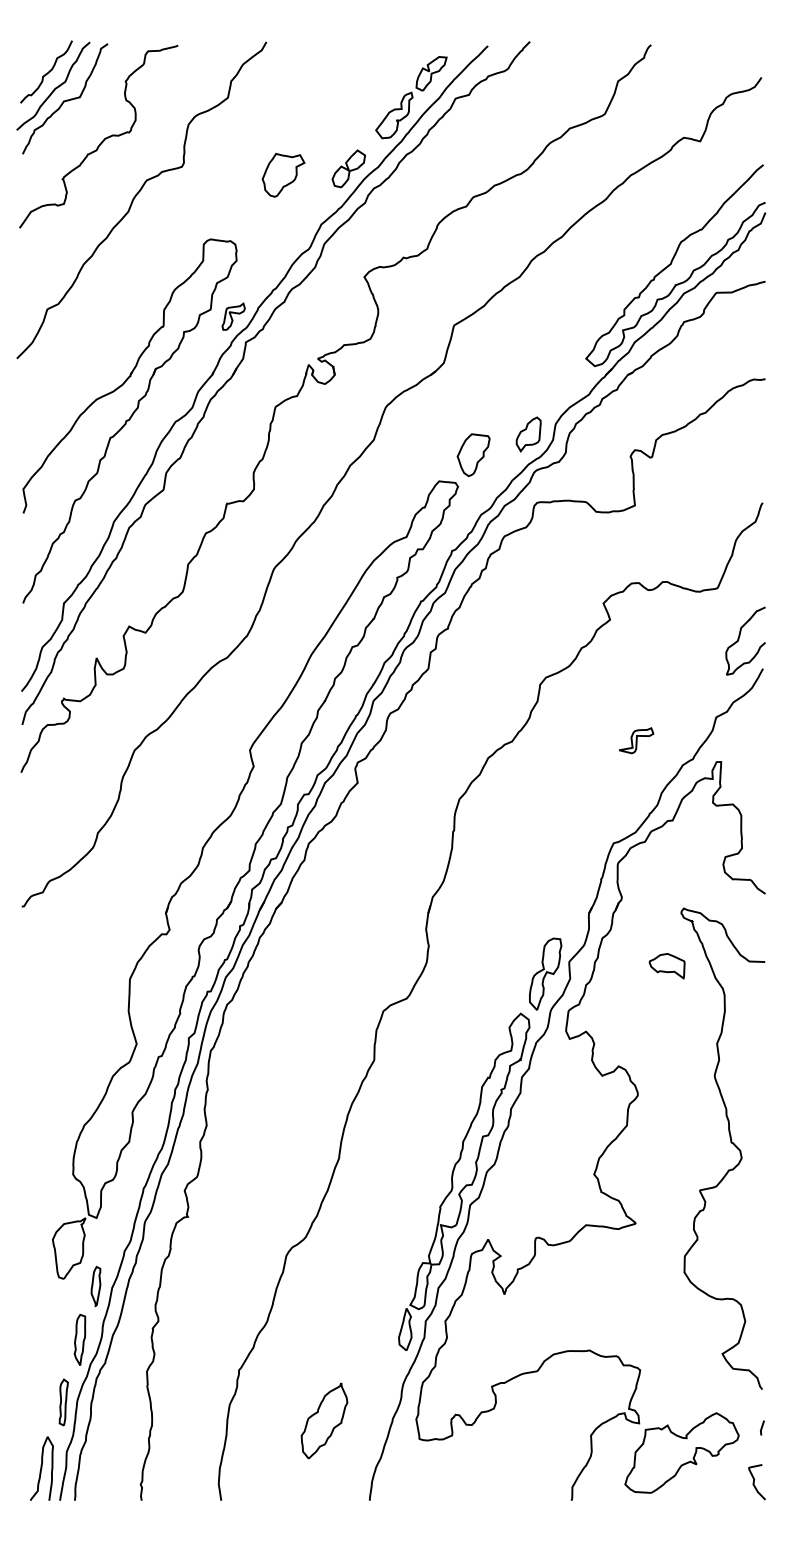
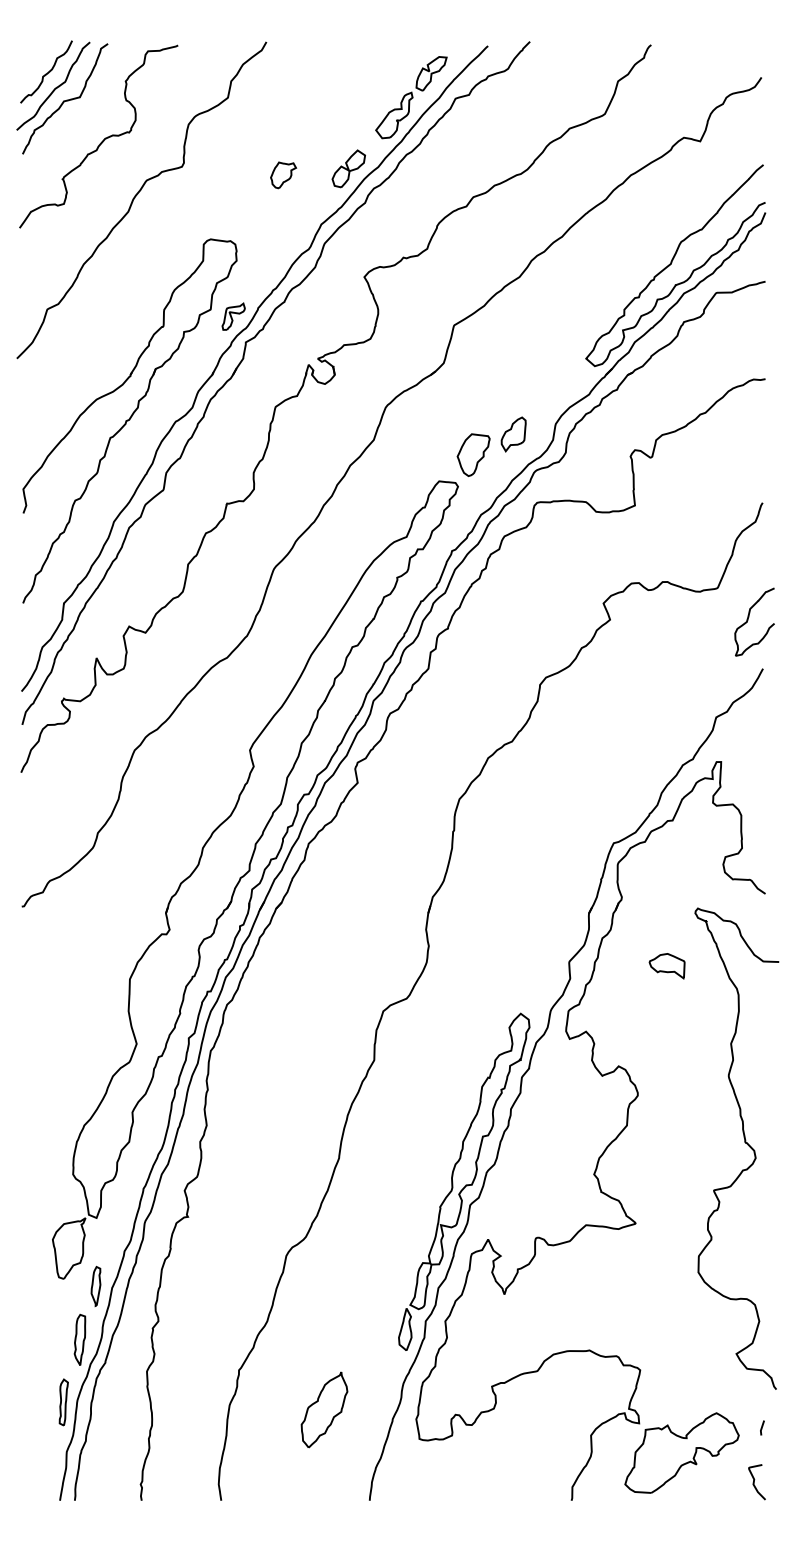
part size: 45x45 px -> 28x29 px (283, 175)
part position: (528, 434) -> (513, 434) (513, 434)
curve position: (739, 639) -> (748, 620) (748, 620)
part: present -> none (636, 740)
part: present -> none (545, 973)
curve position: (730, 1142) -> (744, 1142) (744, 1142)
part position: (324, 1420) -> (324, 1409) (324, 1409)
curve: present -> none (41, 1468)
